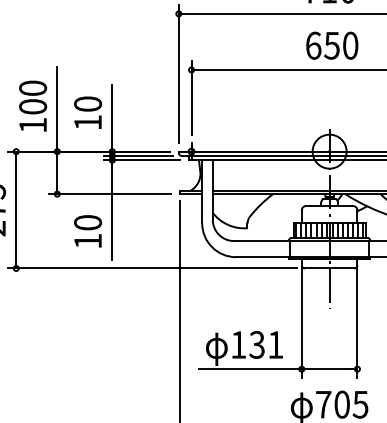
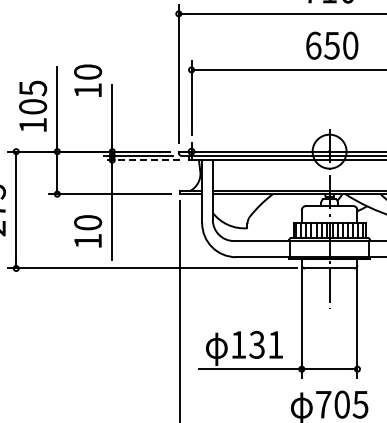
text: 100 -> 105 (33, 88)
text position: (88, 112) -> (88, 80) (88, 80)
line: solid -> dashed (141, 160)
